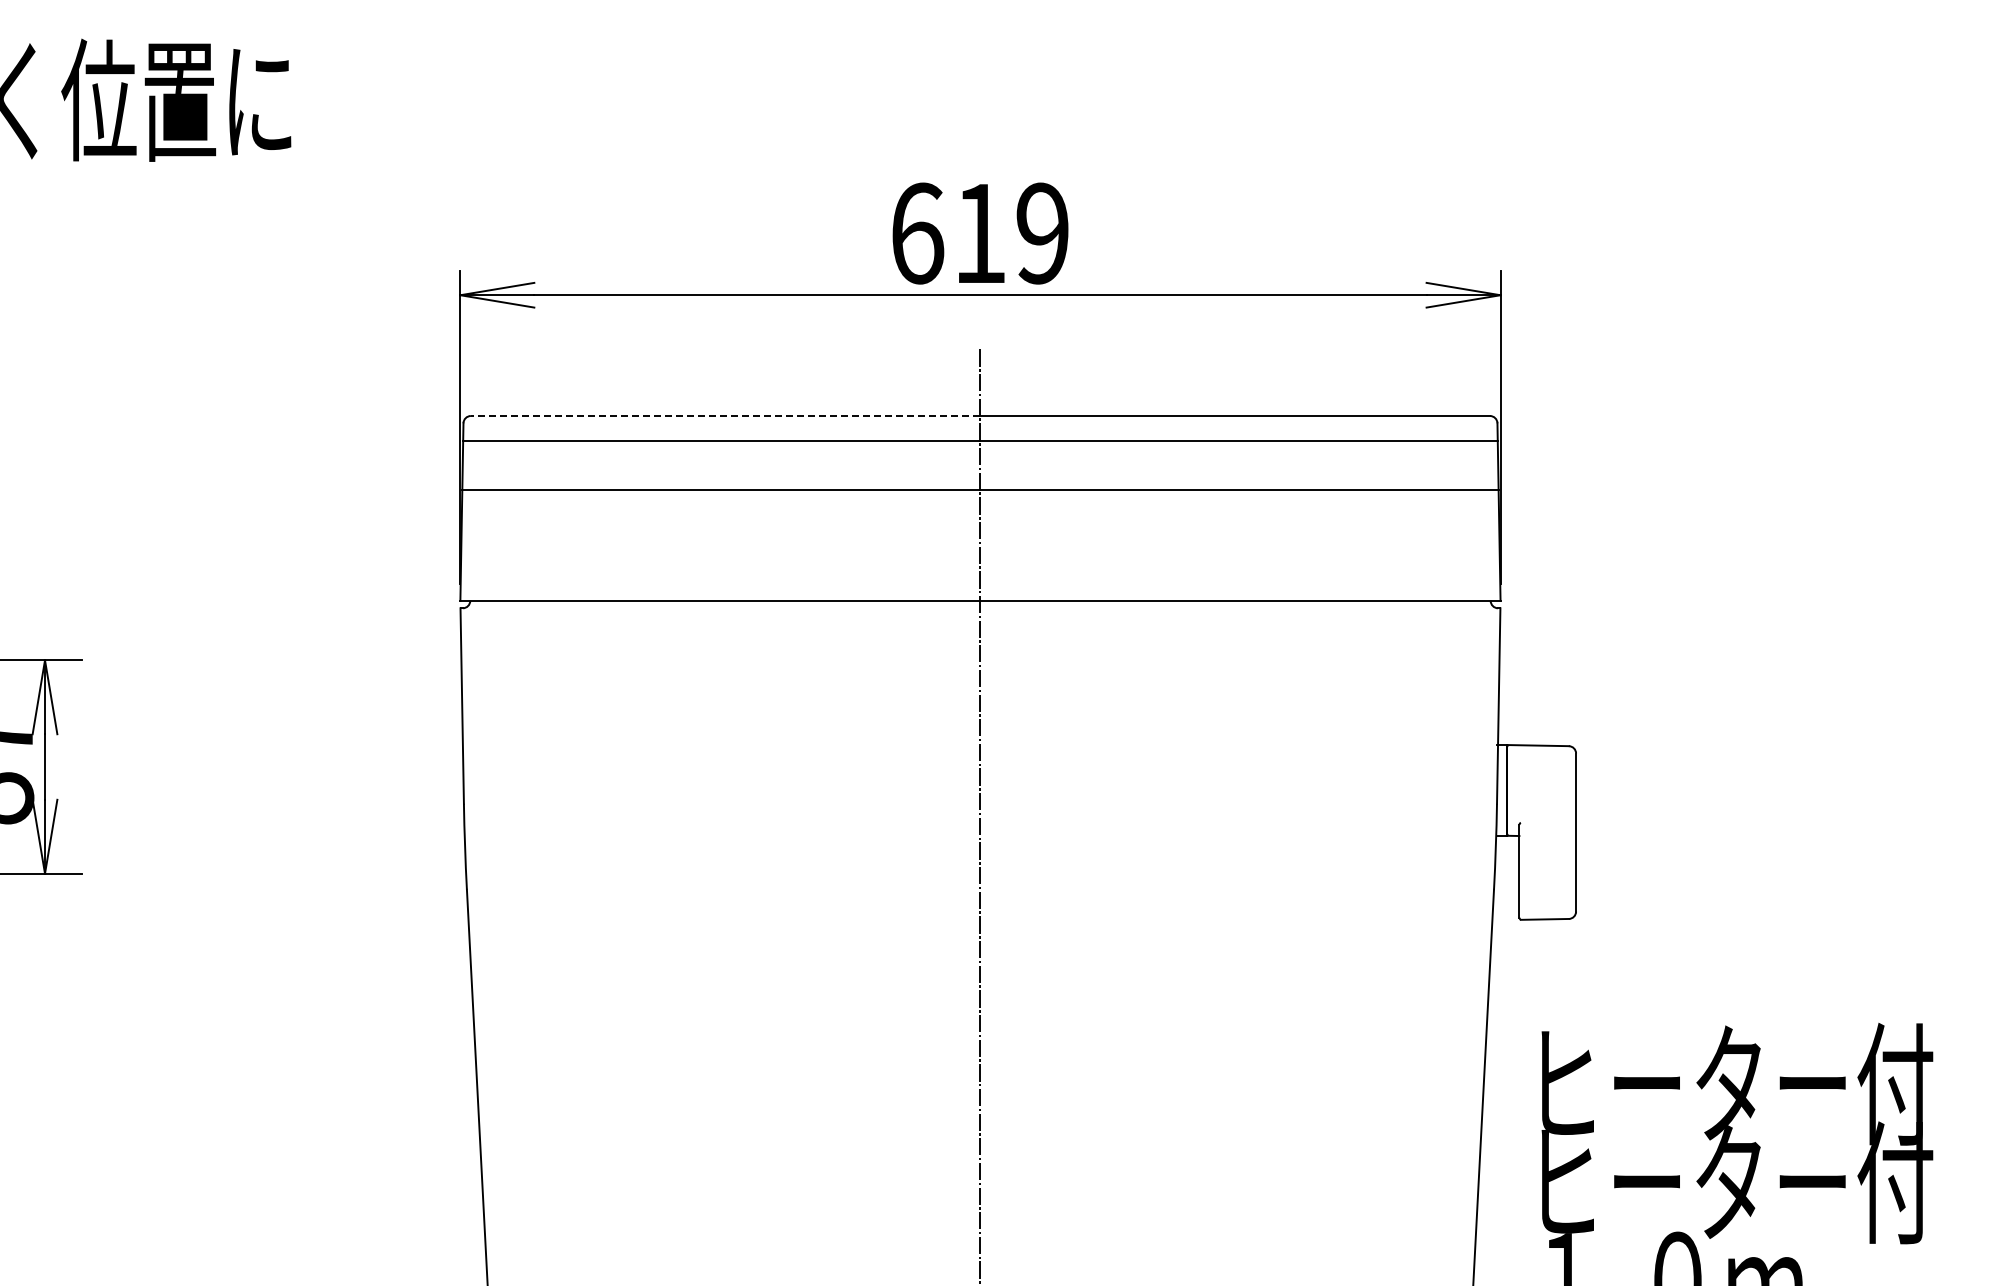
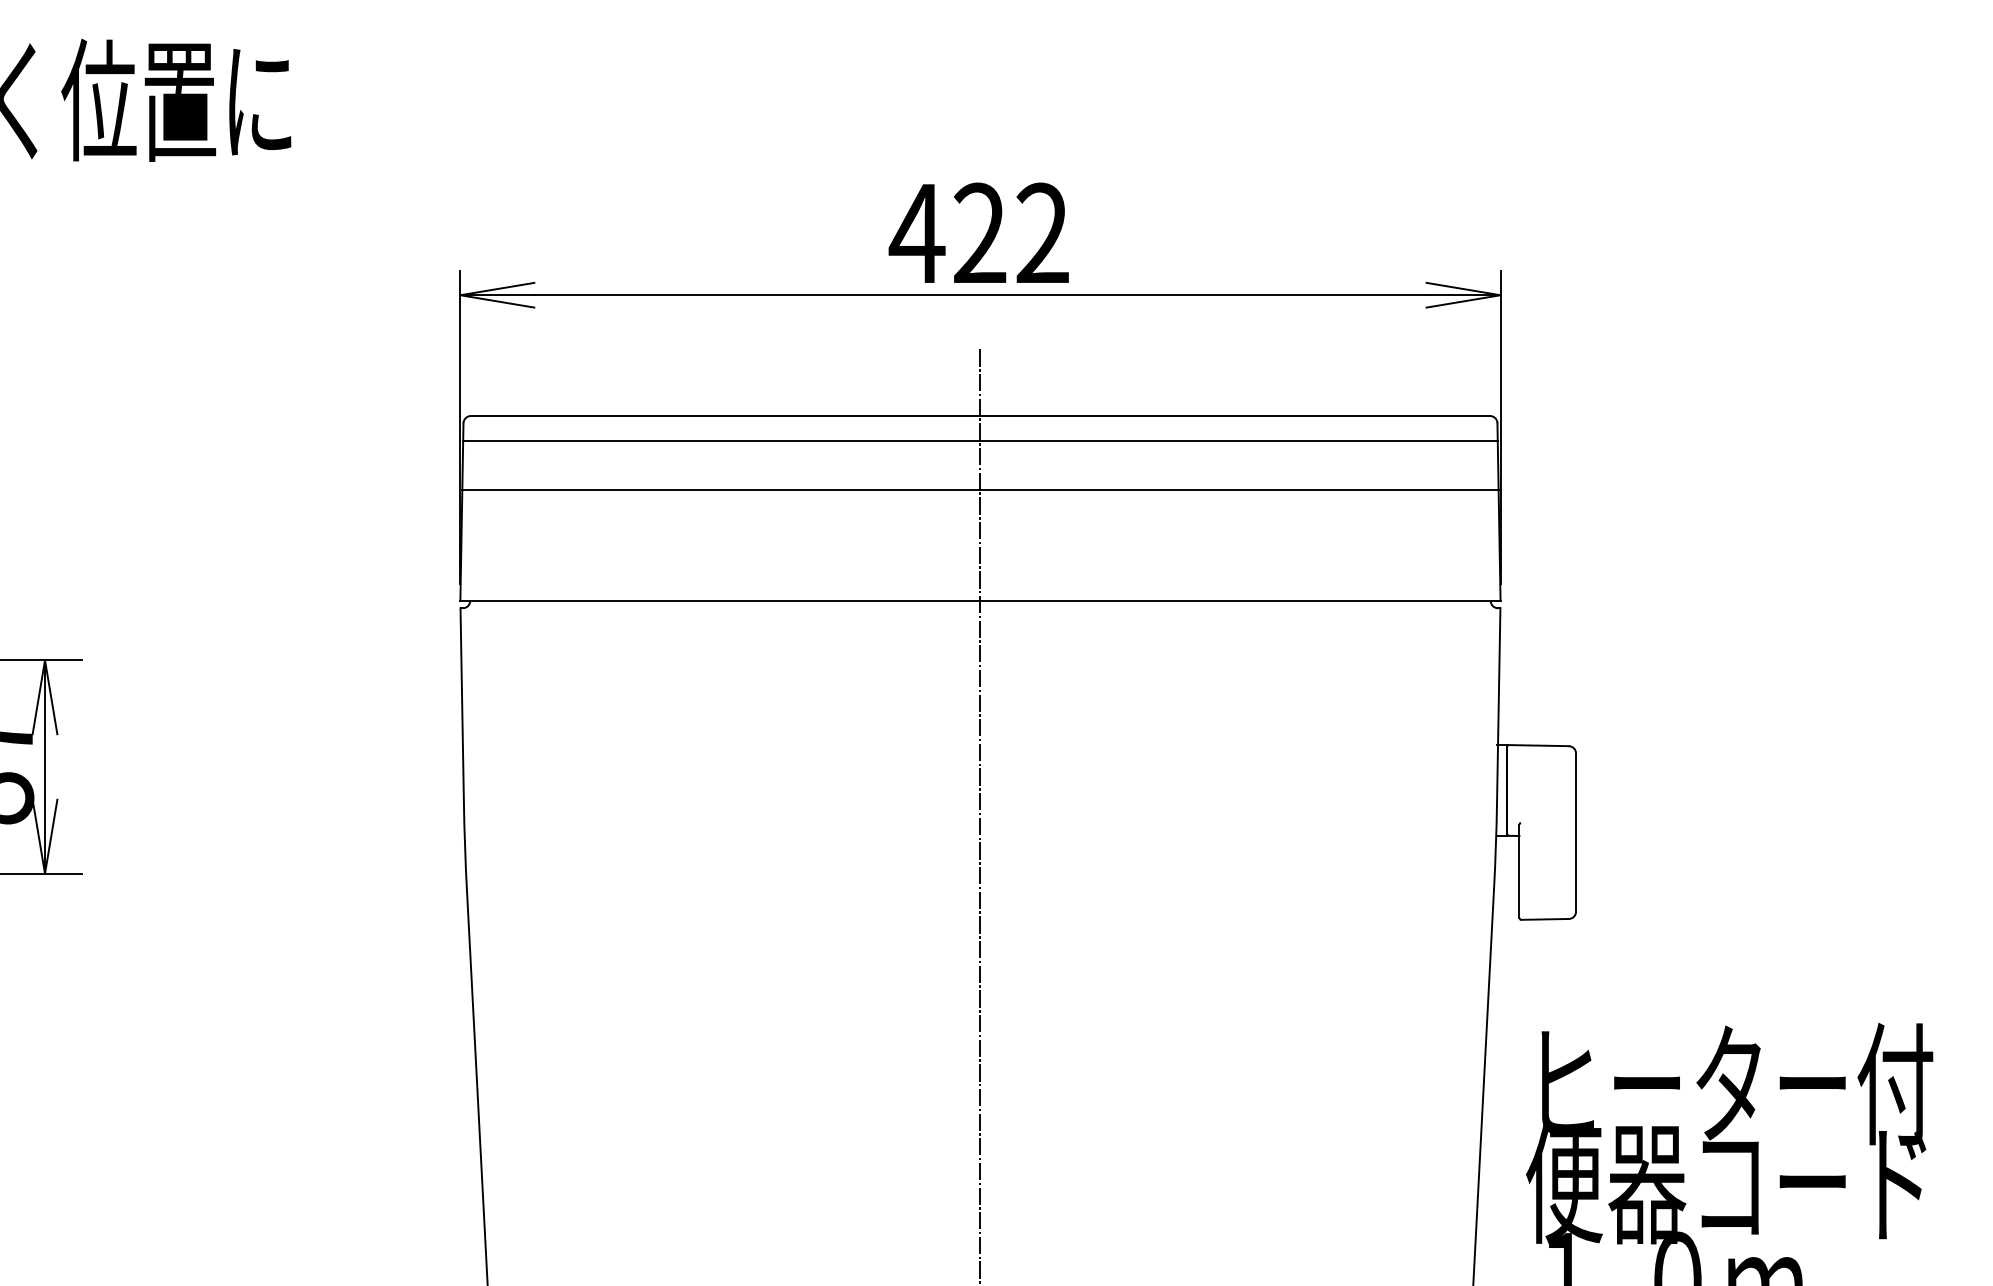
text: 619 -> 422 (978, 233)
line: dashed -> solid (725, 416)
text: ヒーター付 -> 便器コード (1729, 1182)
